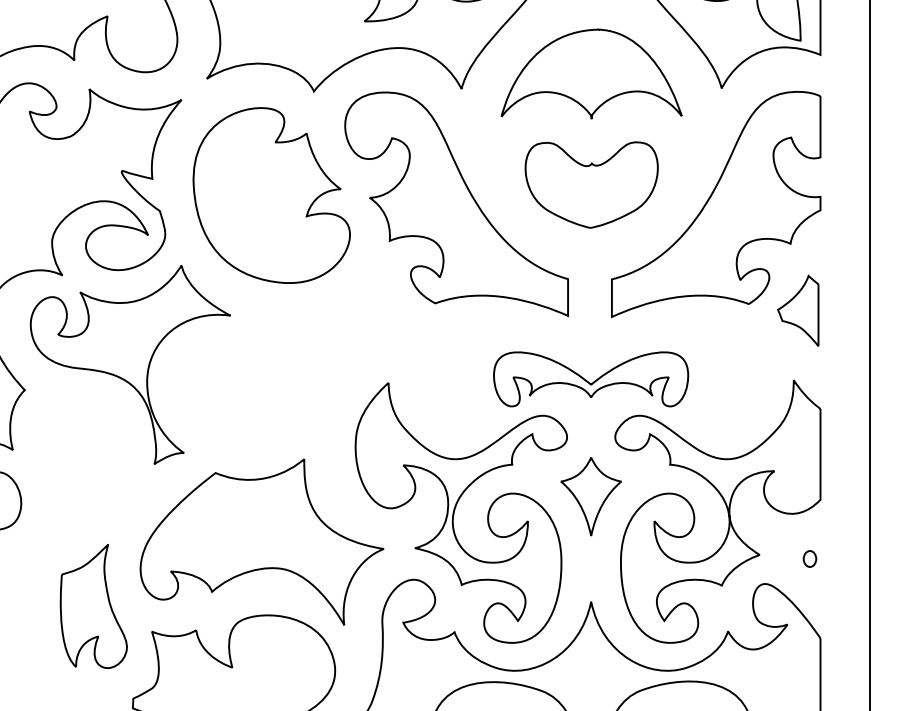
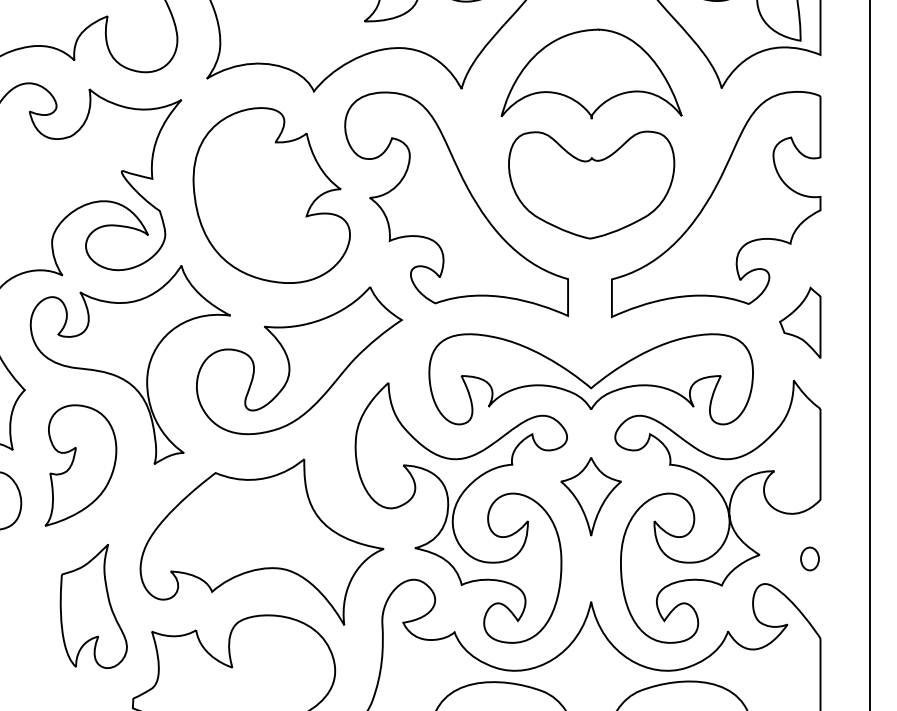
part size: 135x88 px -> 168x110 px (591, 184)
part position: (798, 310) -> (800, 322) (800, 322)
part: none -> present (299, 360)
part size: 197x57 px -> 326x93 px (590, 379)
part: none -> present (80, 465)
part size: 16x18 px -> 20x26 px (809, 558)
